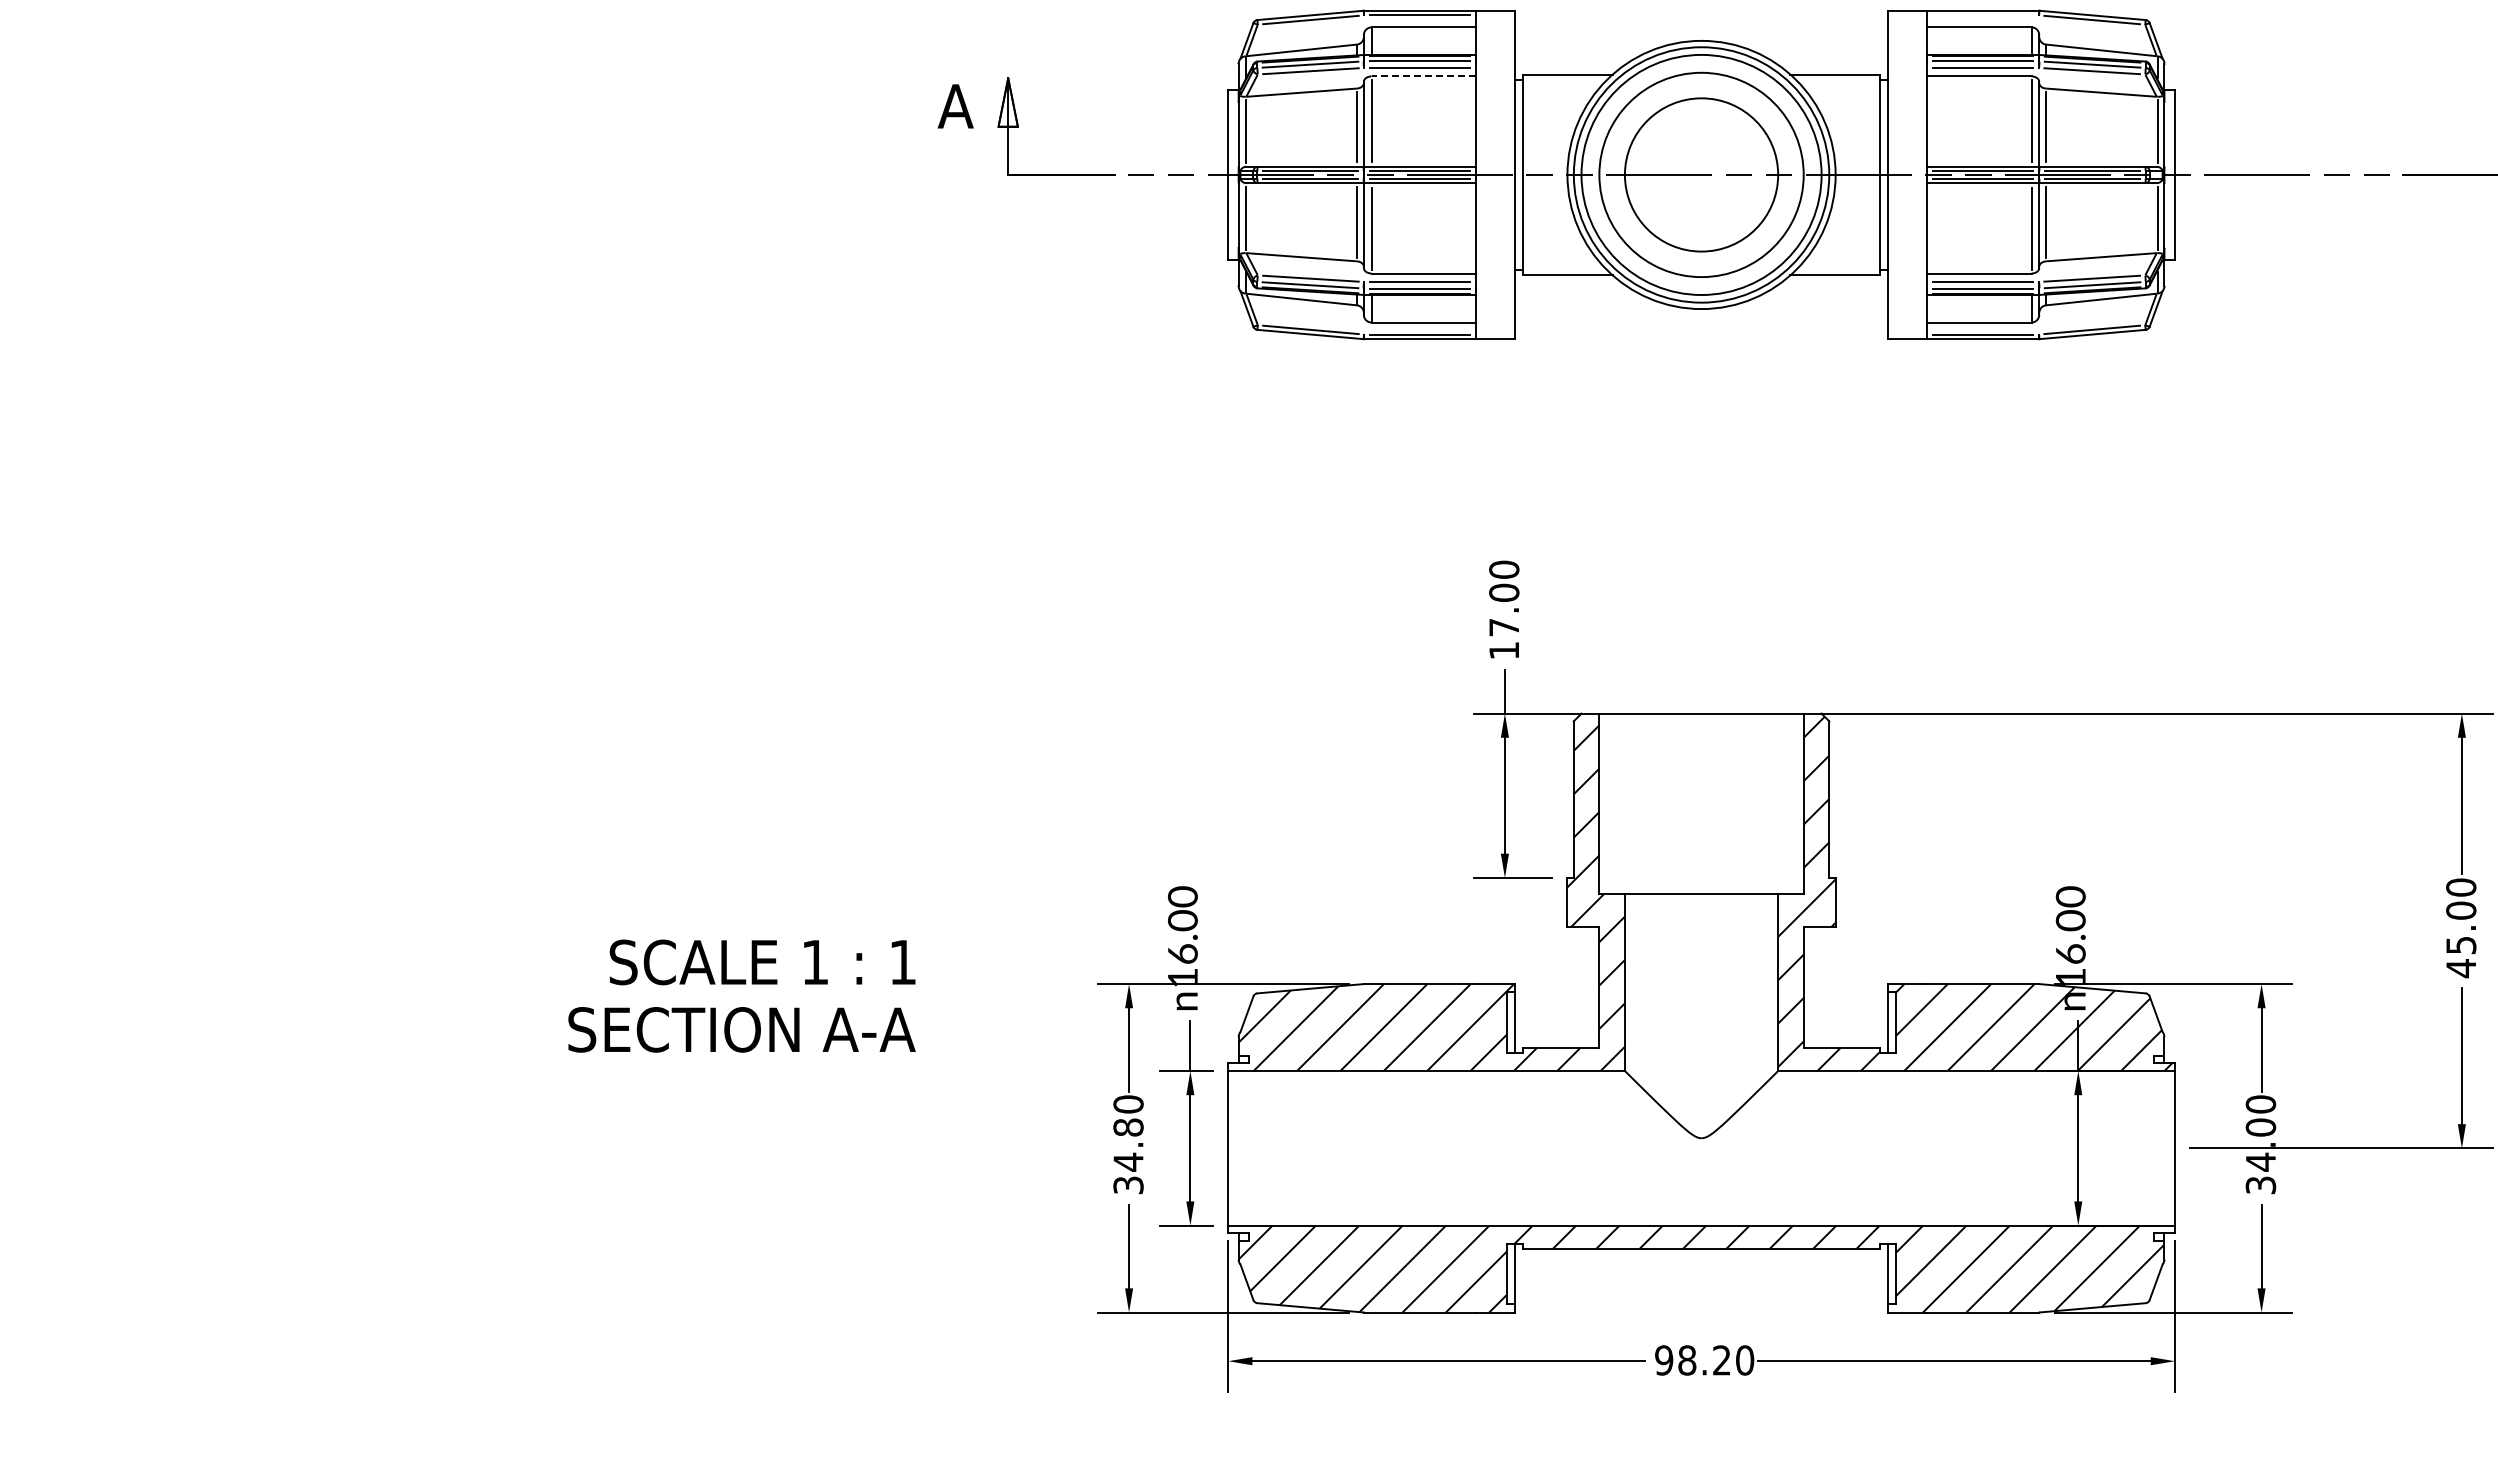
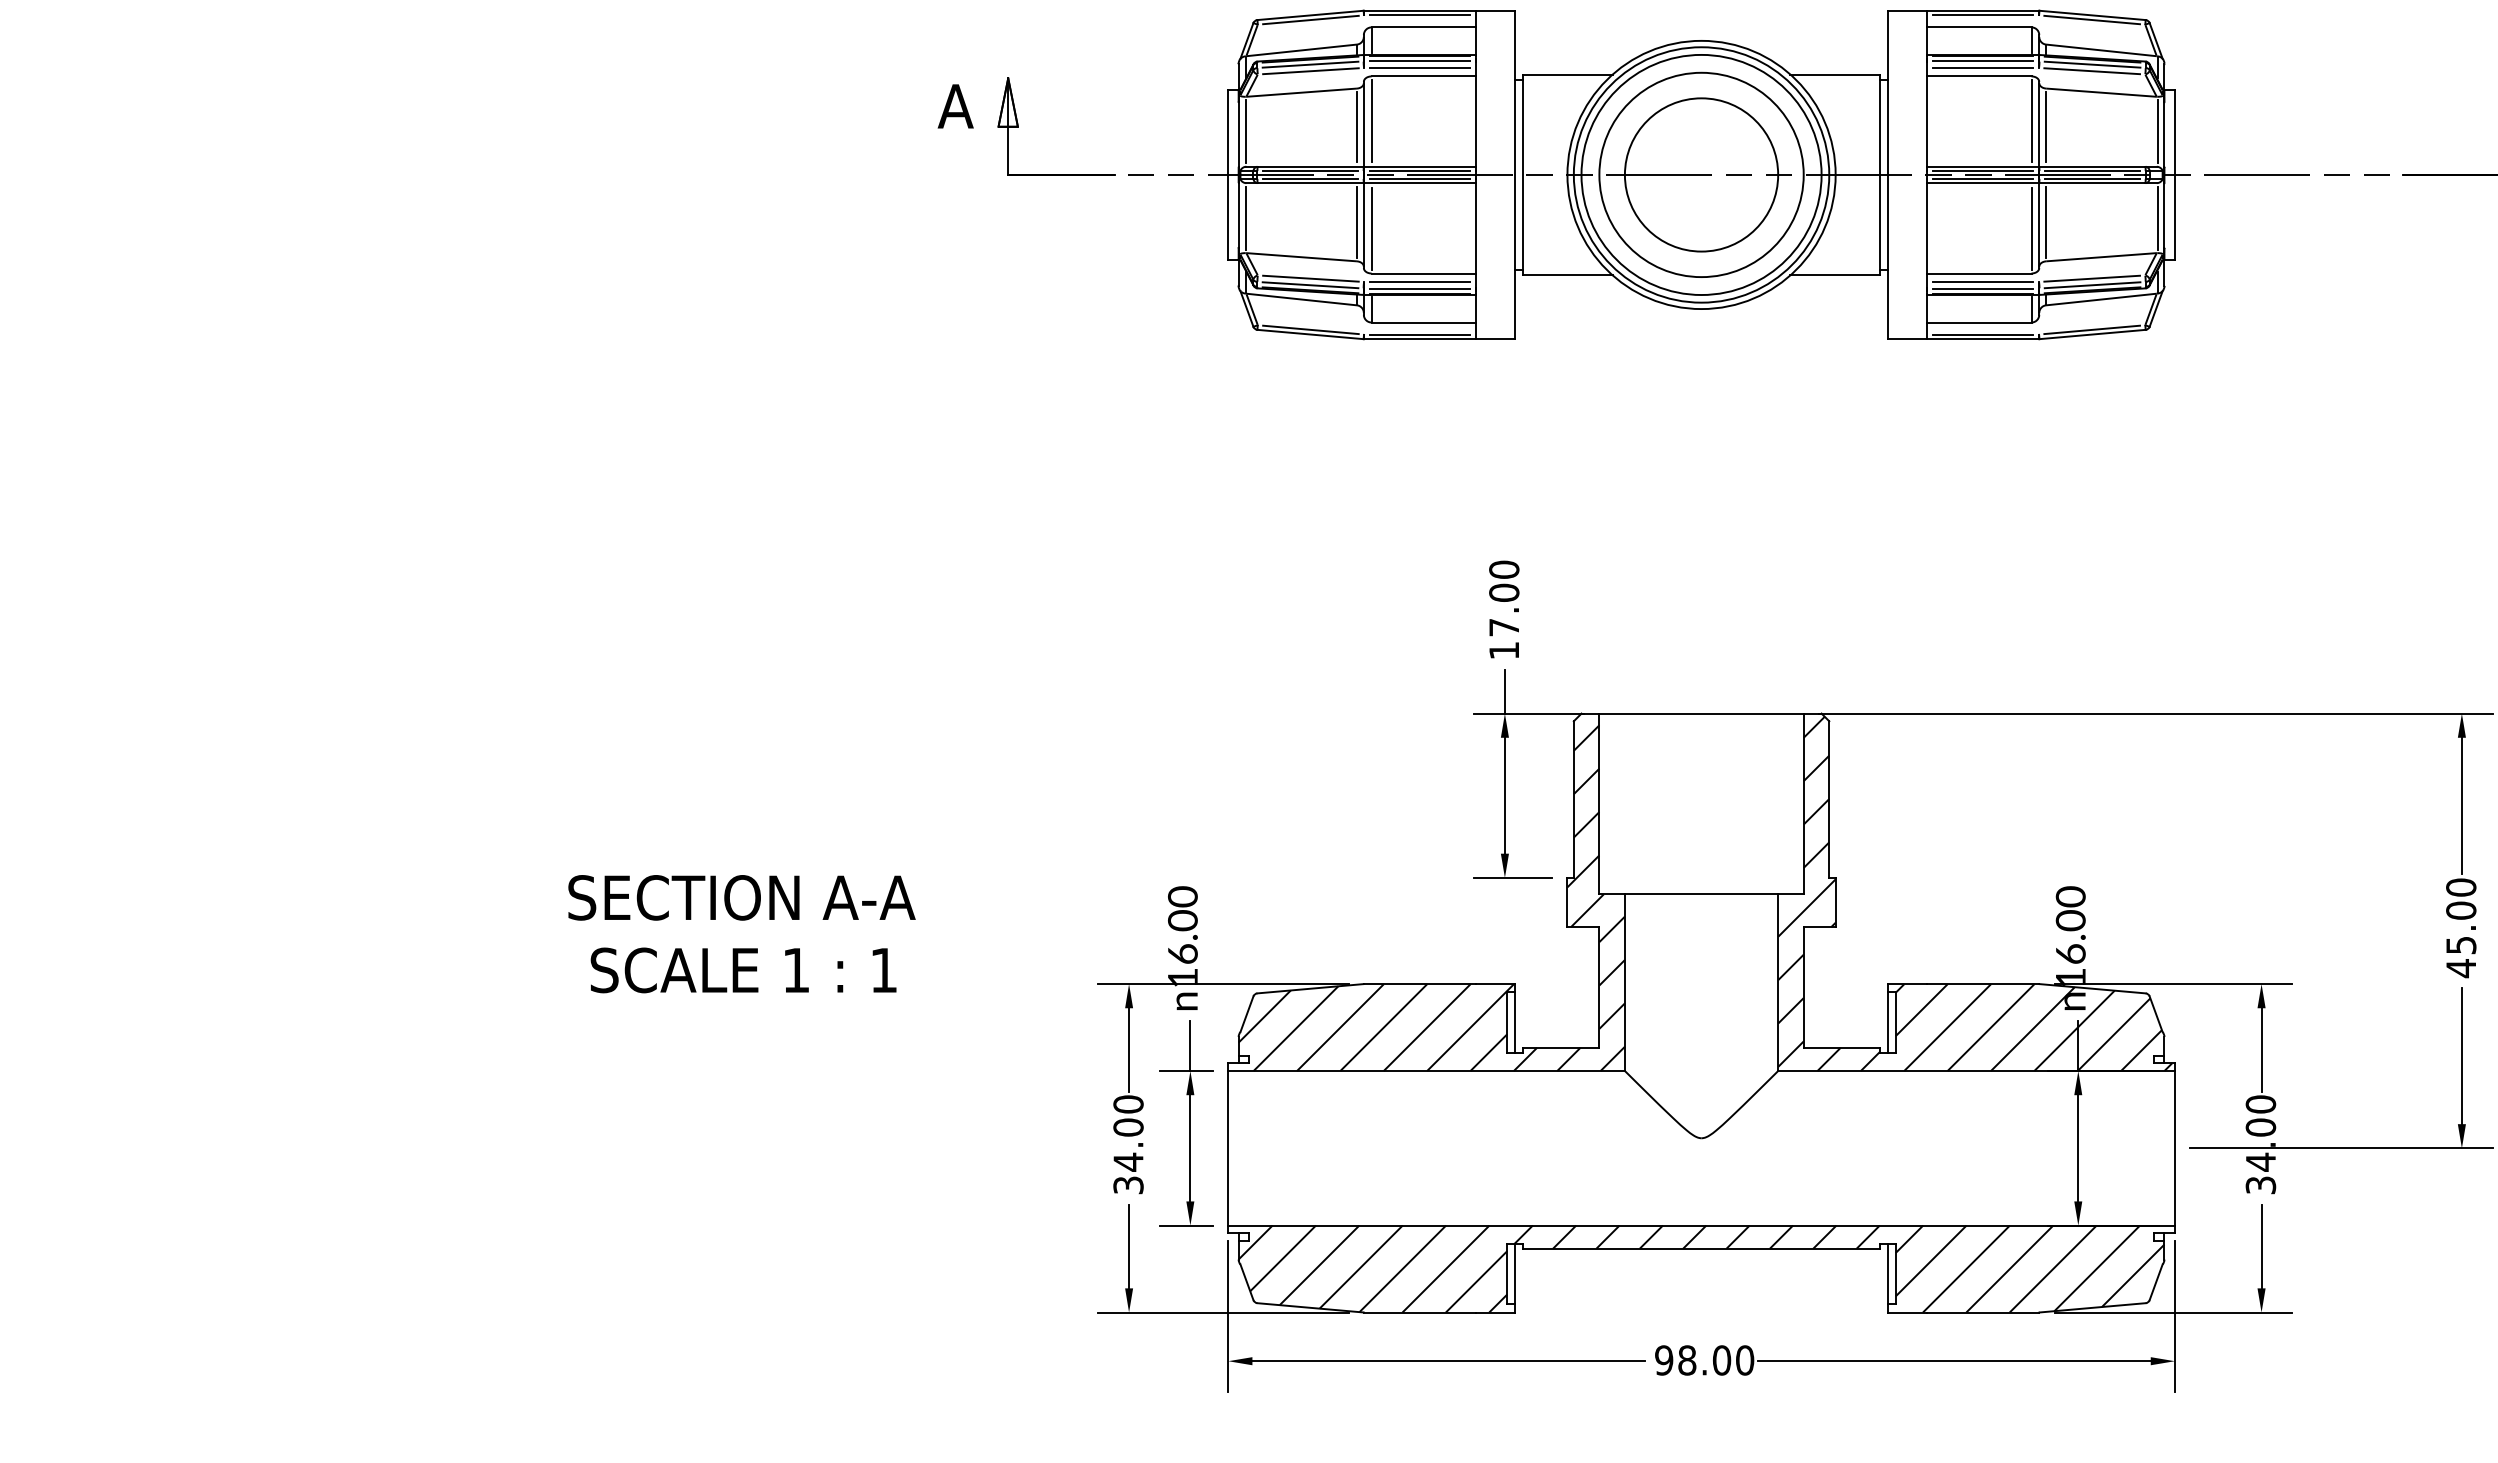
line: none -> present (1982, 15)
line: dashed -> solid (1423, 76)
text position: (762, 962) -> (743, 970) (743, 970)
text position: (741, 1029) -> (741, 897) (741, 897)
text: 34.80 -> 34.00 (1128, 1127)
text: 98.20 -> 98.00 (1722, 1360)
